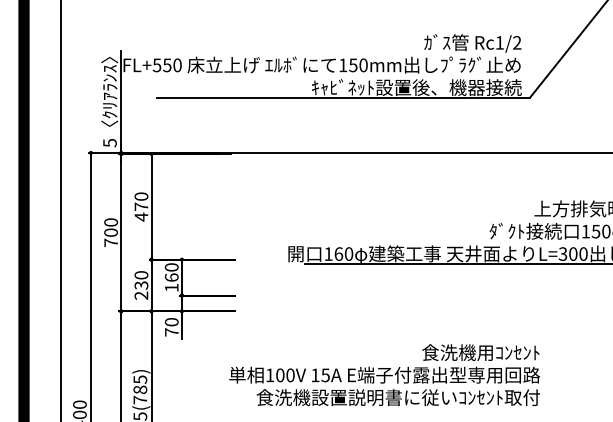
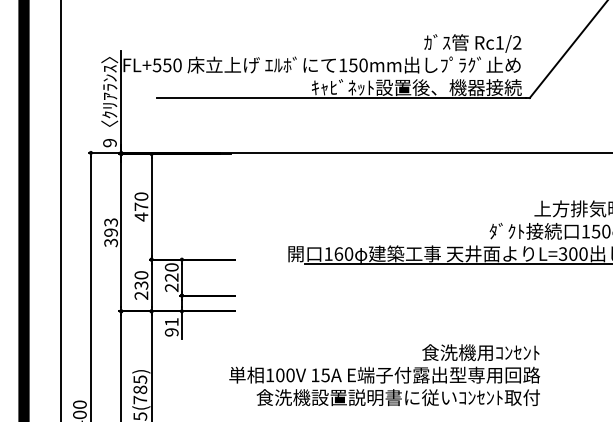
text: 5 -> 9 (109, 143)
text: 700 -> 393 (110, 232)
text: 160 -> 220 (171, 282)
text: 70 -> 91 (171, 327)
